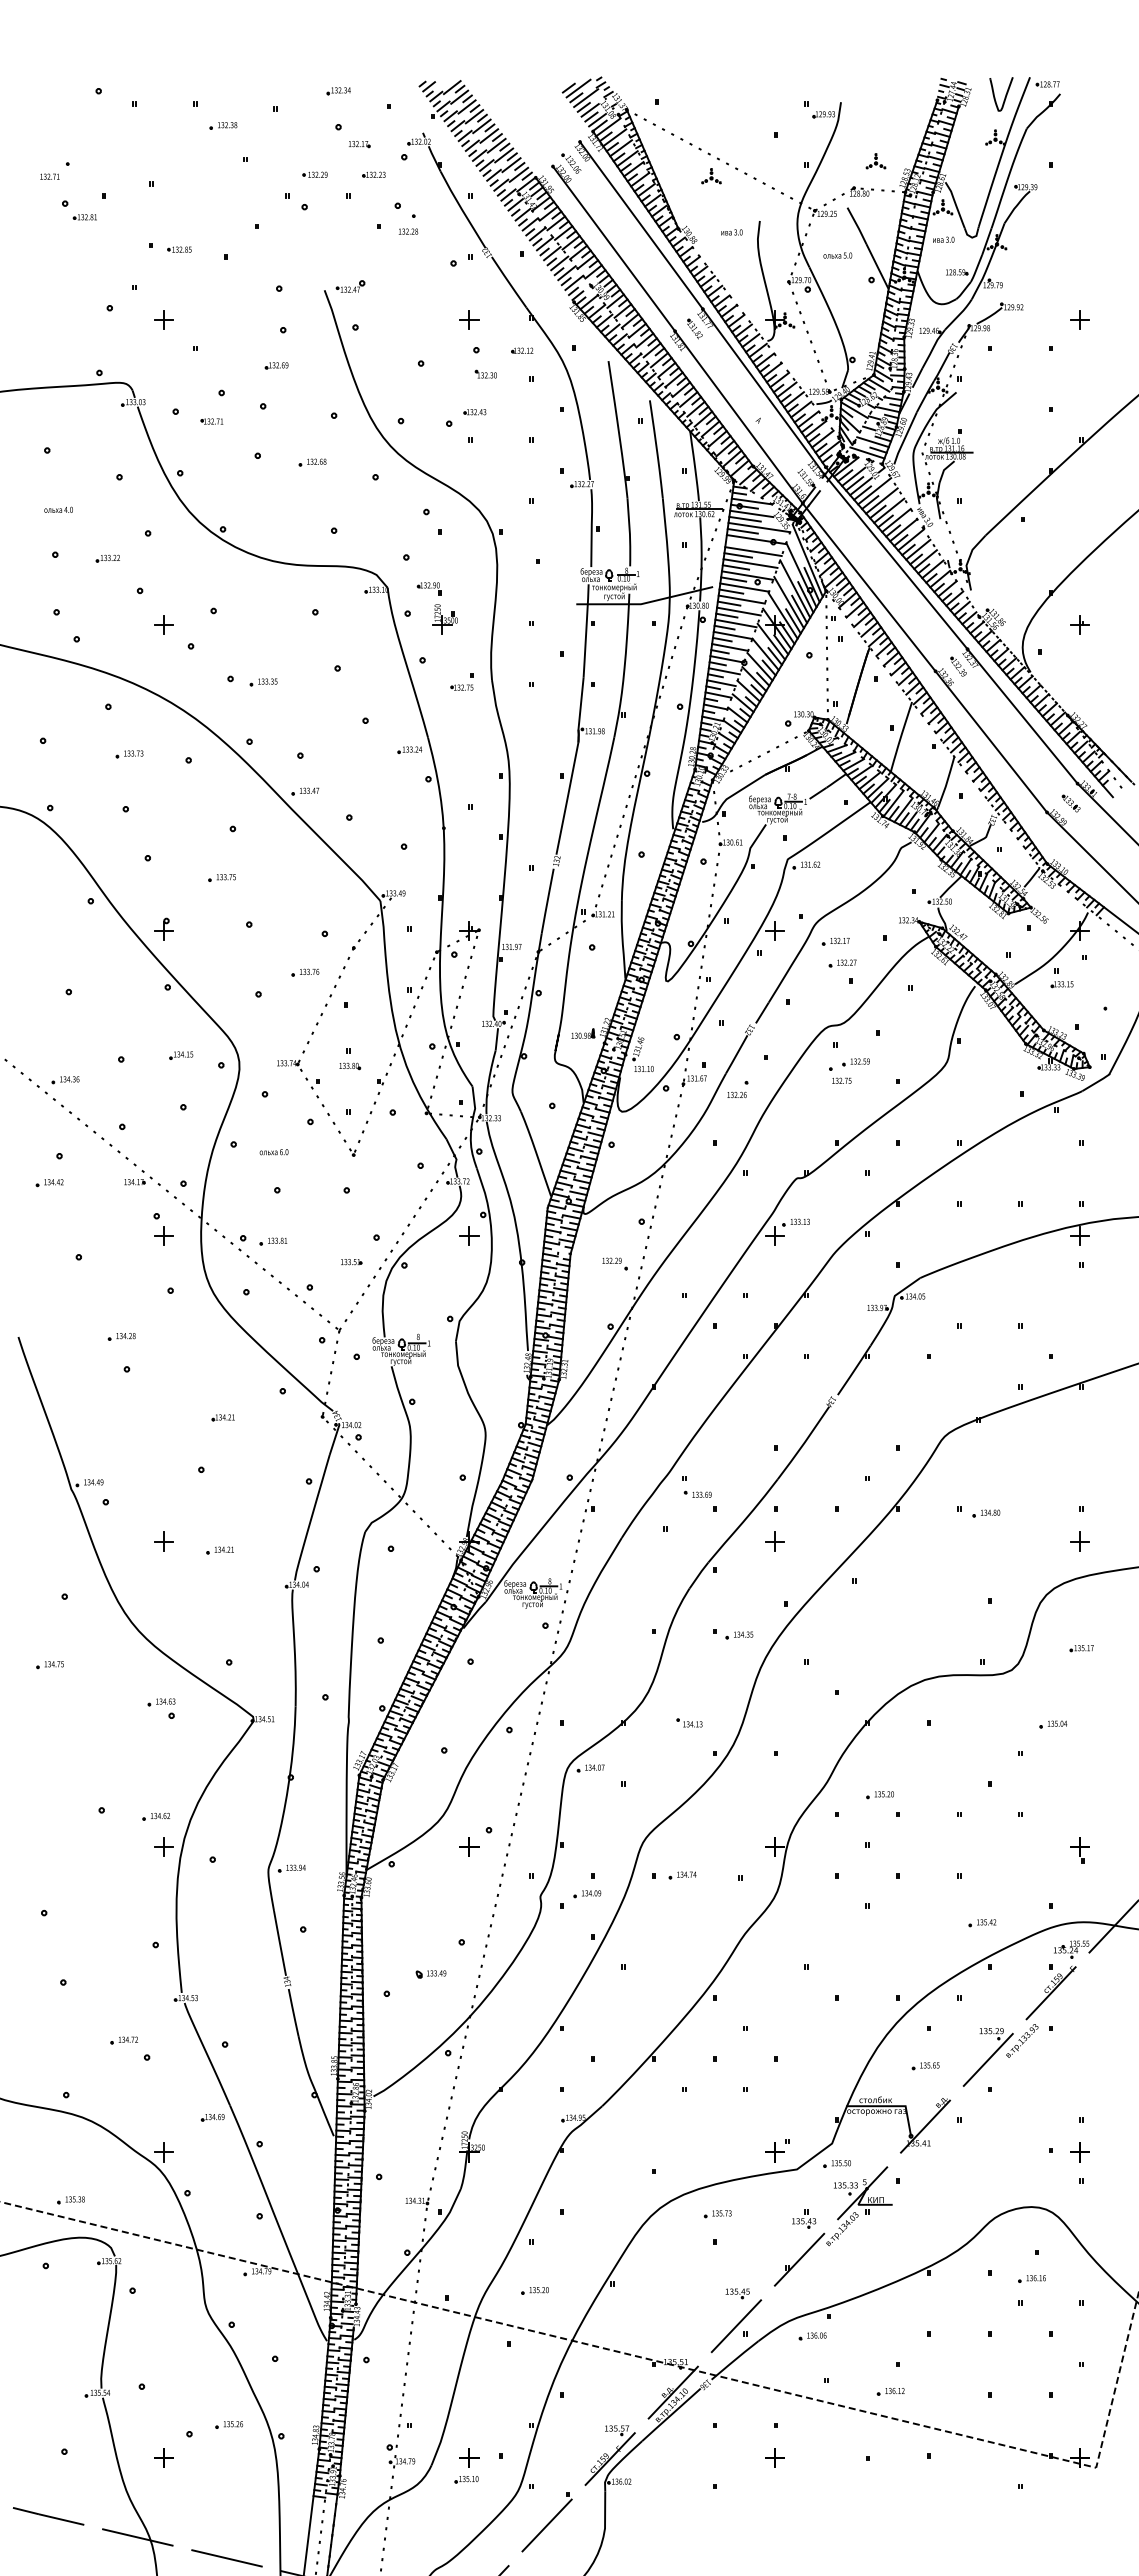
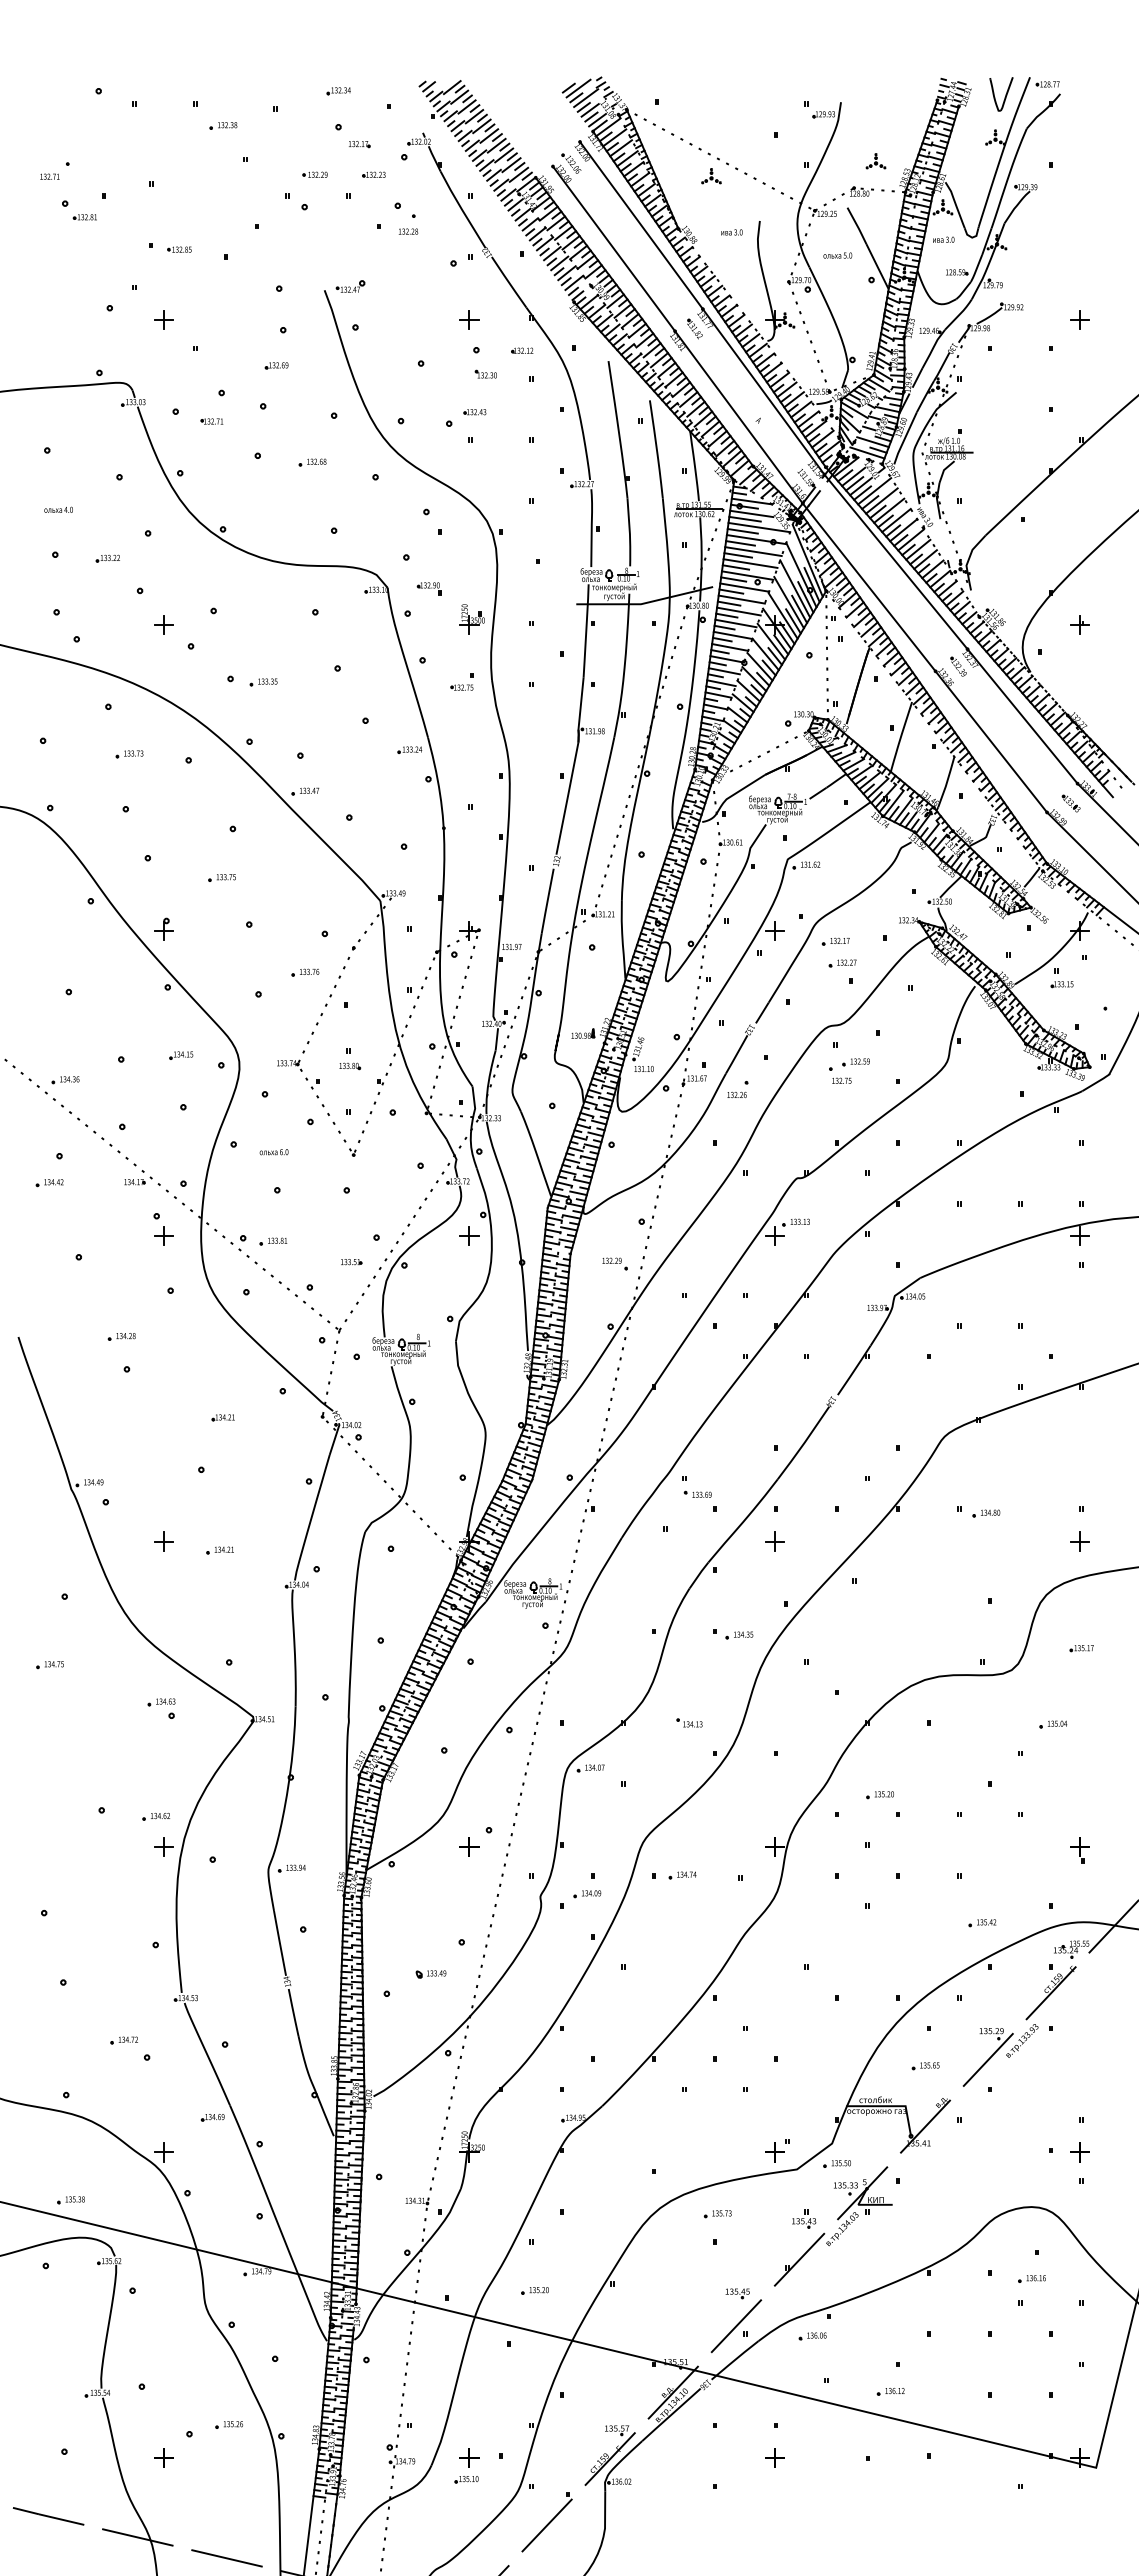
line: none -> present (740, 543)
part position: (444, 619) -> (471, 619) (471, 619)
line: dashed -> solid (636, 2356)
